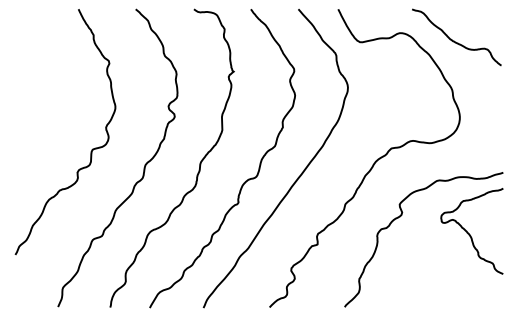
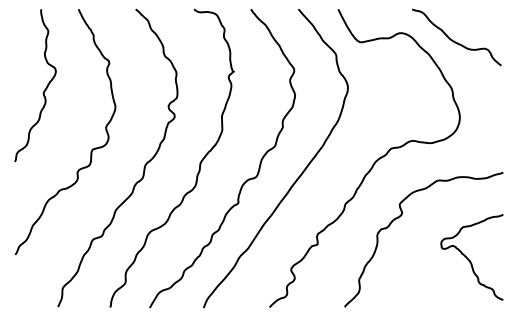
curve: none -> present (44, 89)
curve position: (469, 233) -> (469, 259) (469, 259)
